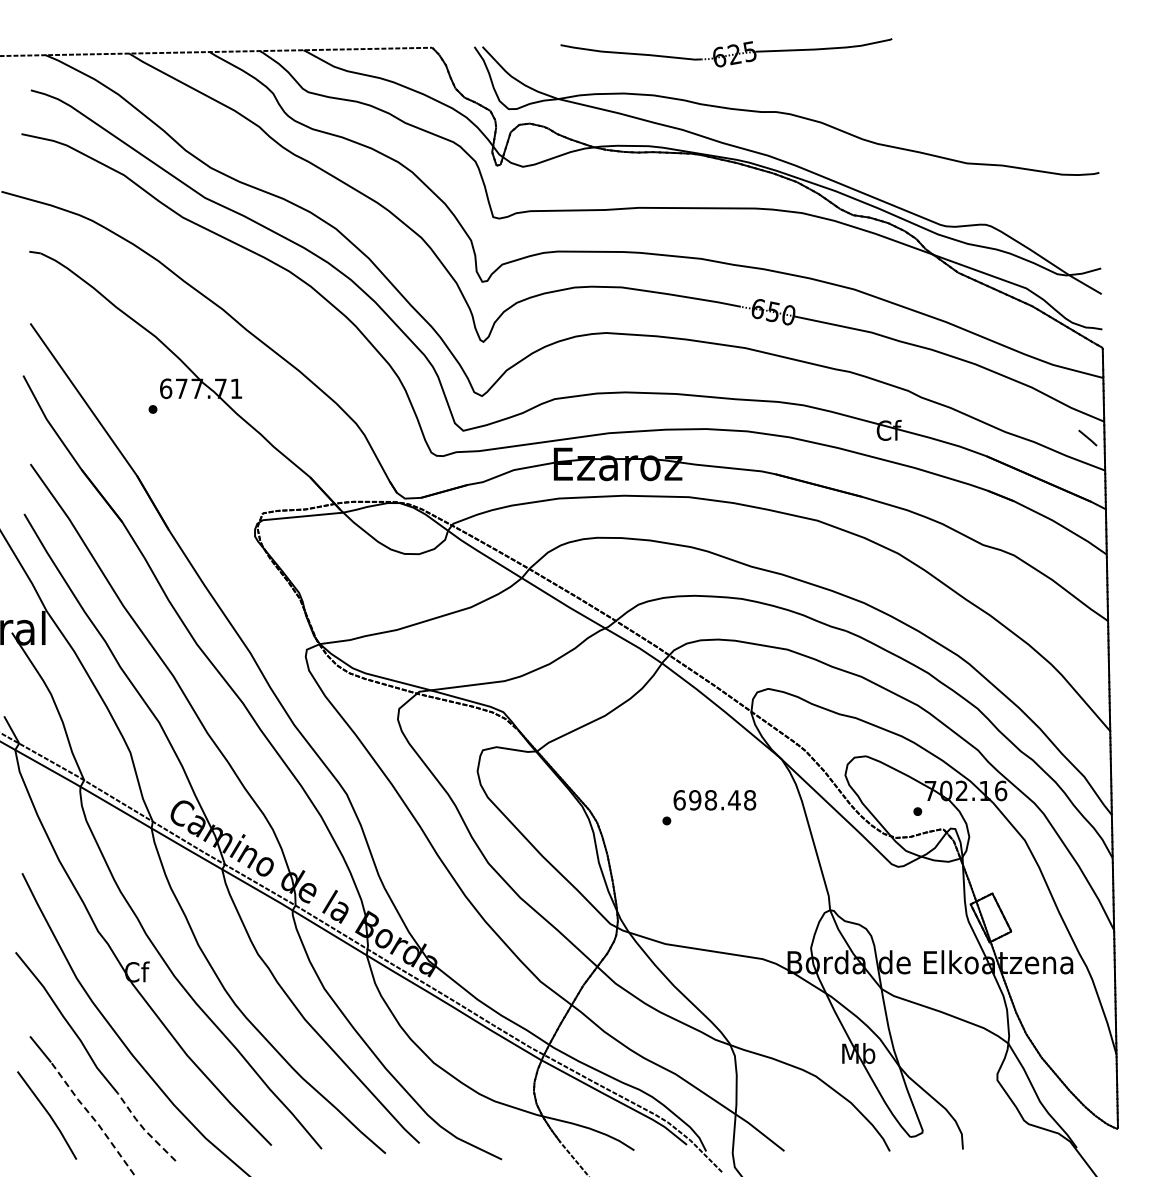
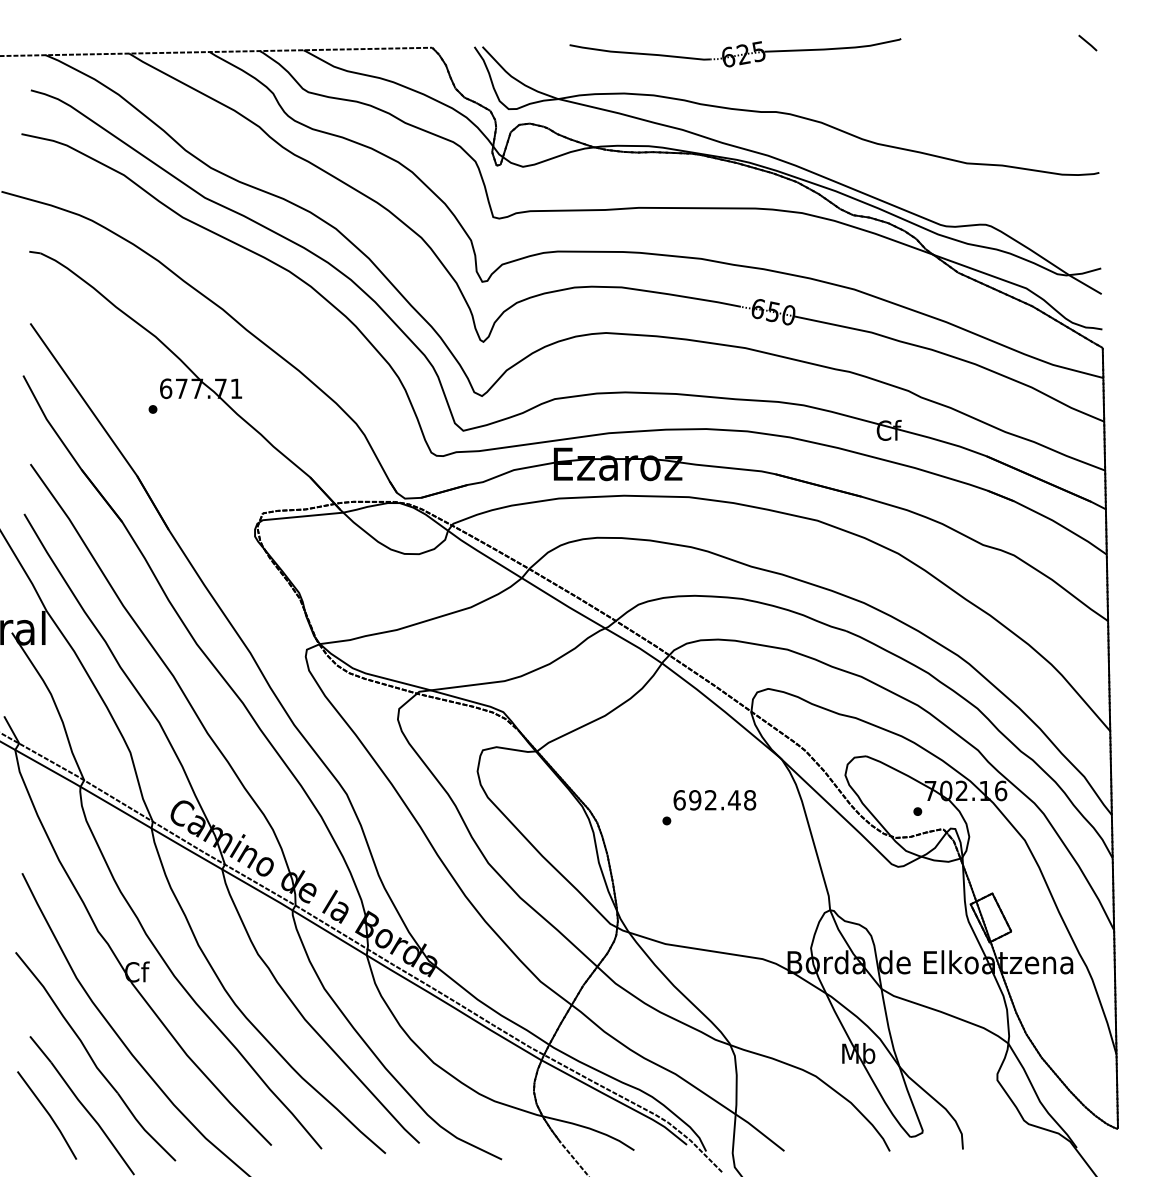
part position: (726, 52) -> (735, 52) (735, 52)
line position: (1087, 437) -> (1087, 42) (1087, 42)
text: 698.48 -> 692.48 (710, 800)
line: dashed -> solid (92, 1117)
line: dashed -> solid (143, 1128)
